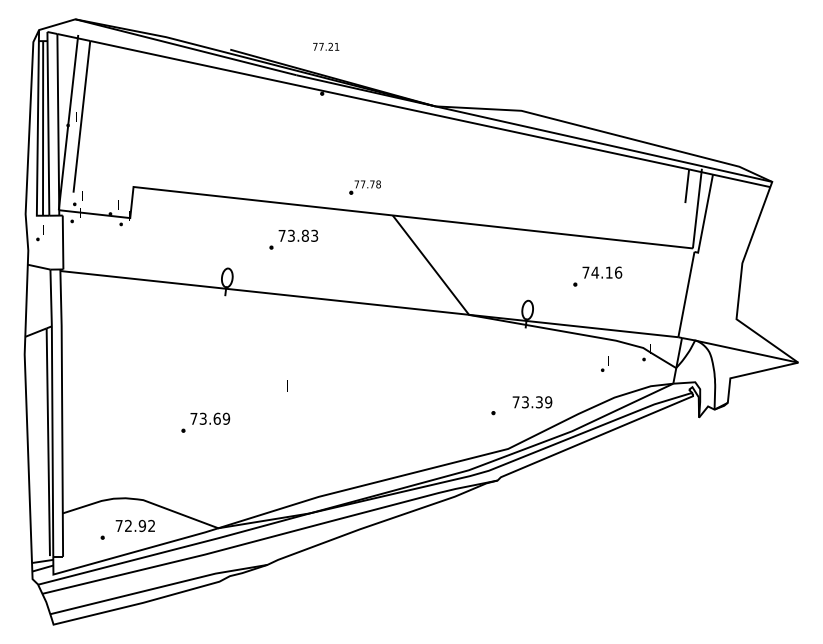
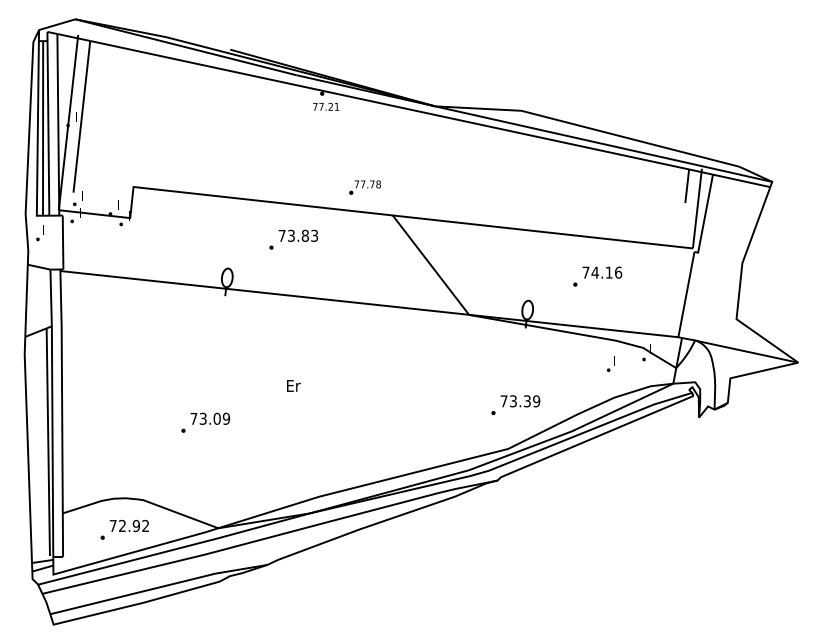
text position: (326, 46) -> (326, 106) (326, 106)
part position: (604, 363) -> (610, 363) (610, 363)
text: I -> Er (294, 385)
text position: (532, 402) -> (520, 401) (520, 401)
text: 73.69 -> 73.09 (216, 418)
text position: (134, 525) -> (128, 525) (128, 525)
